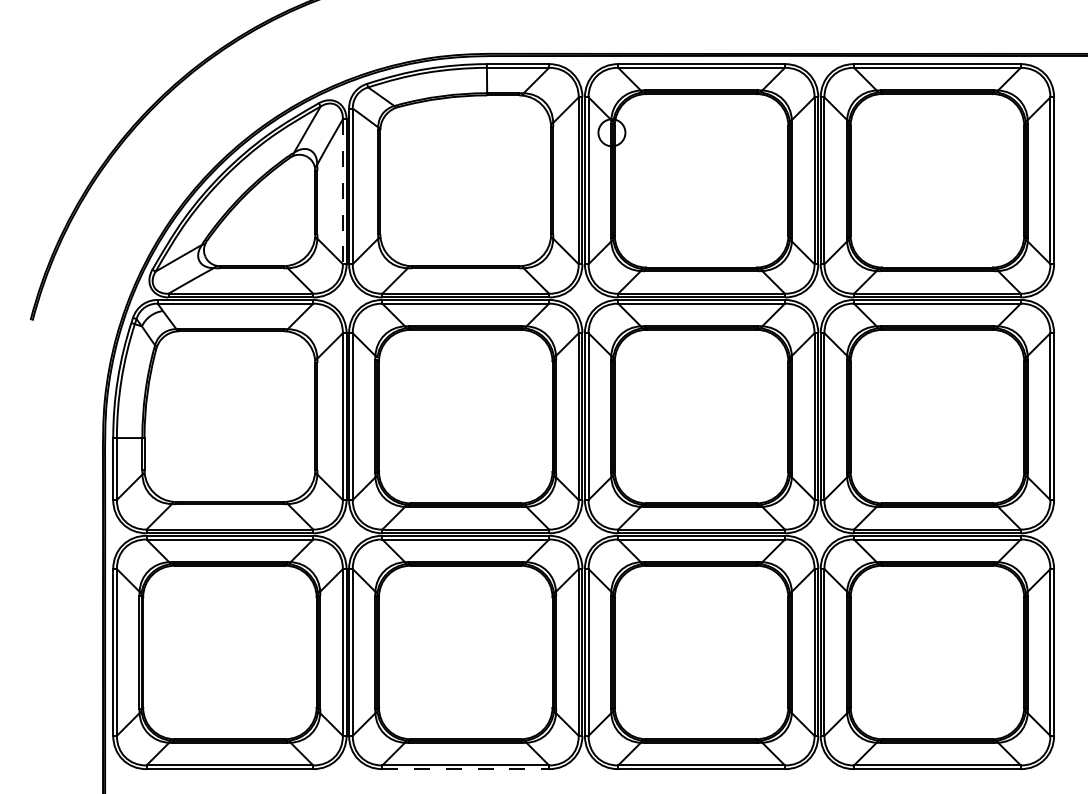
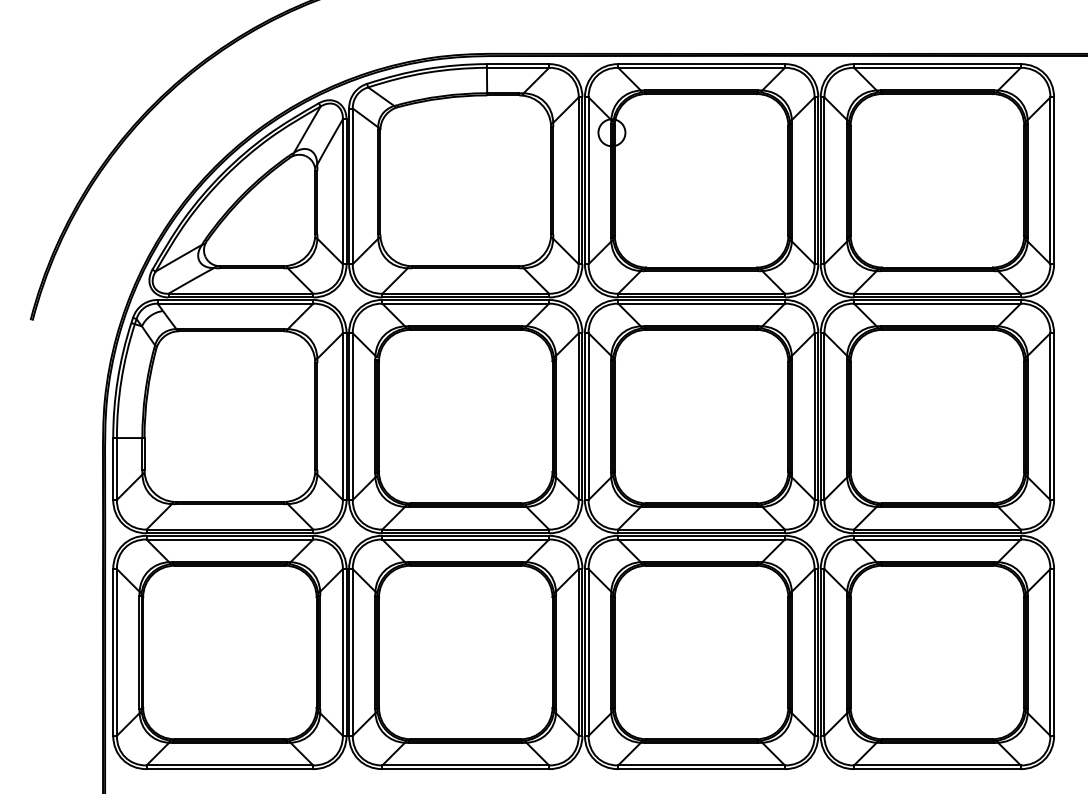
line: dashed -> solid (342, 192)
line: dashed -> solid (466, 769)
